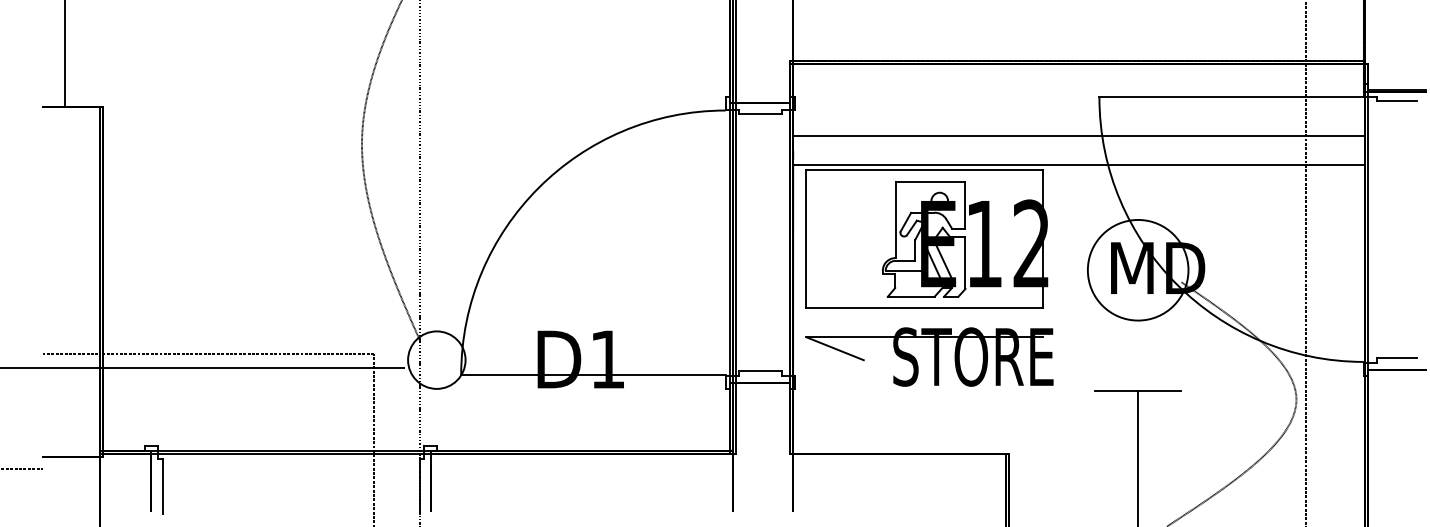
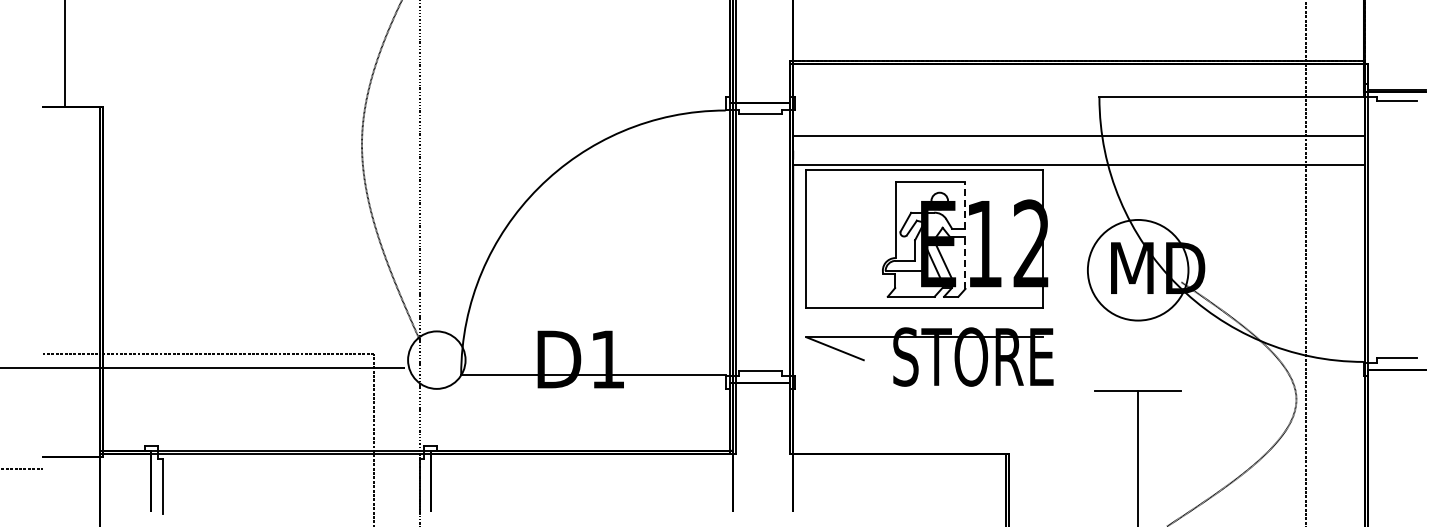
line: solid -> dashed (965, 204)
line: solid -> dashed (965, 262)
